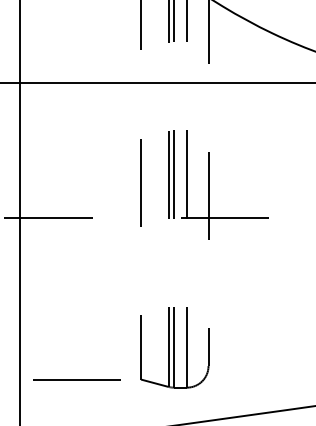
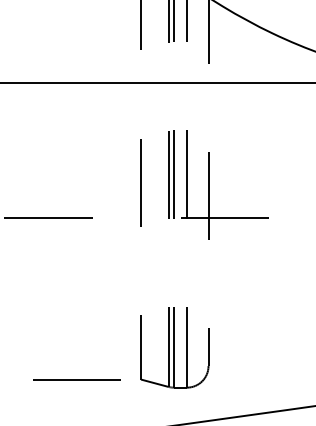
line: present -> none (19, 212)
